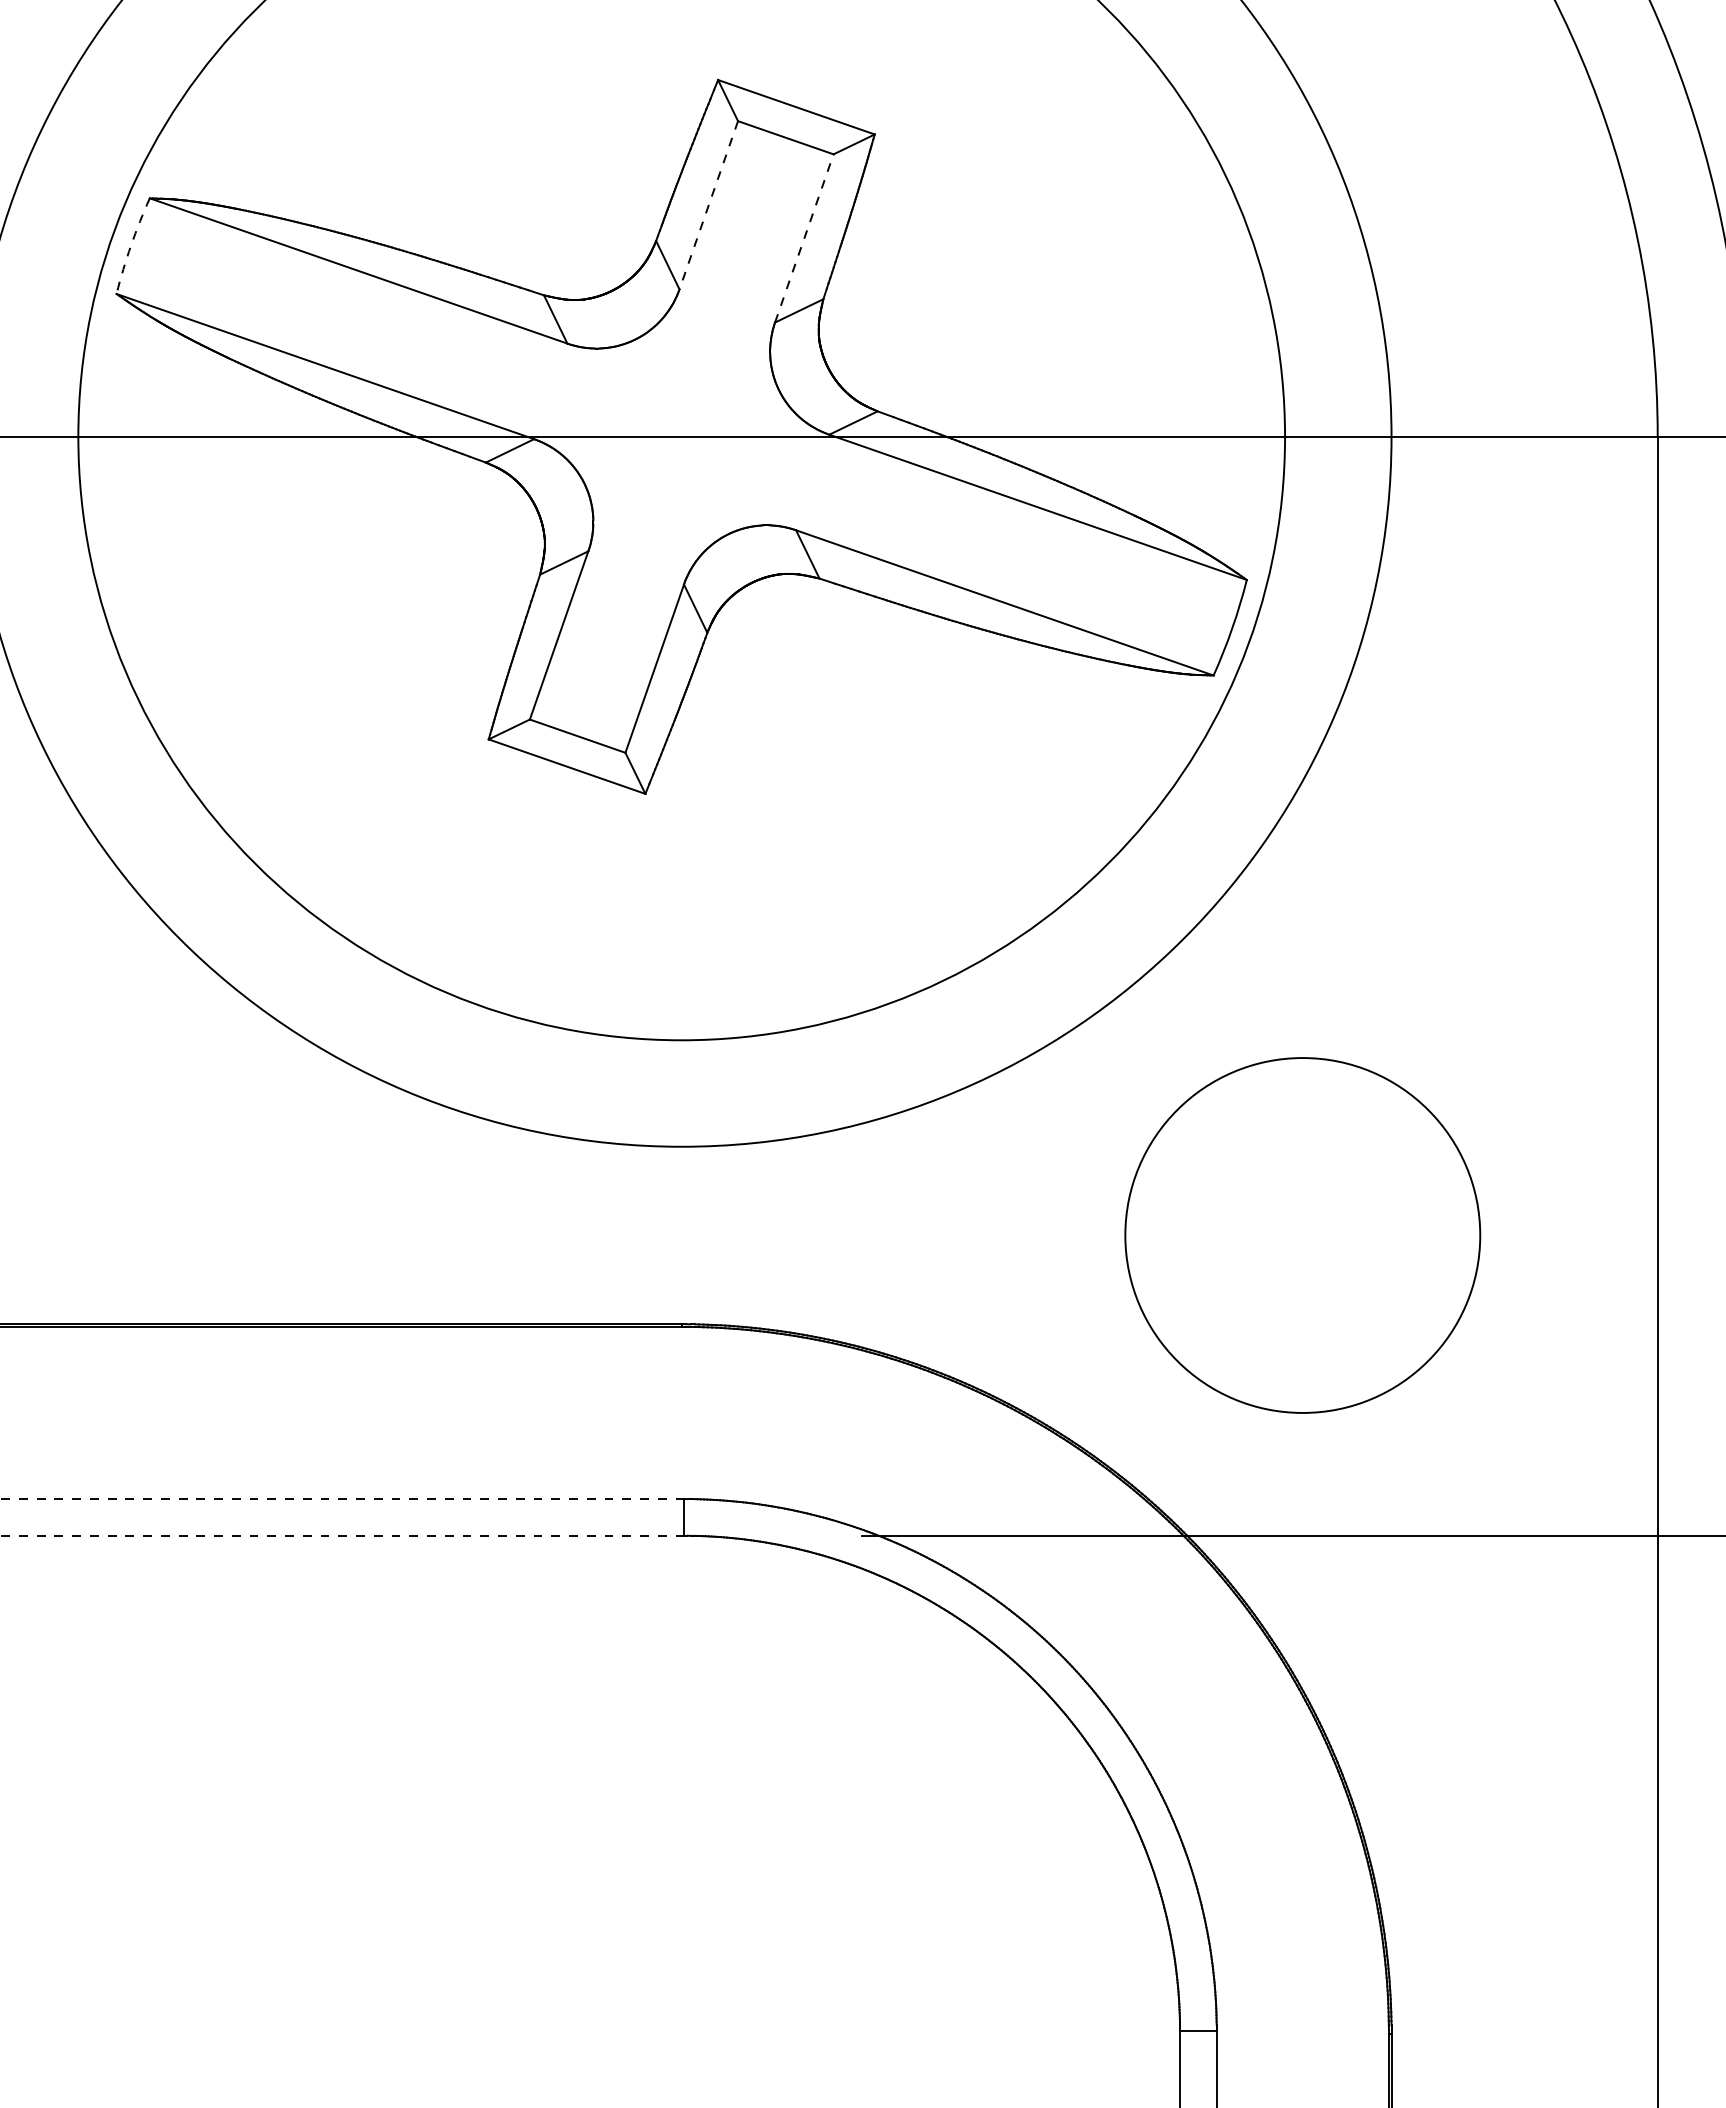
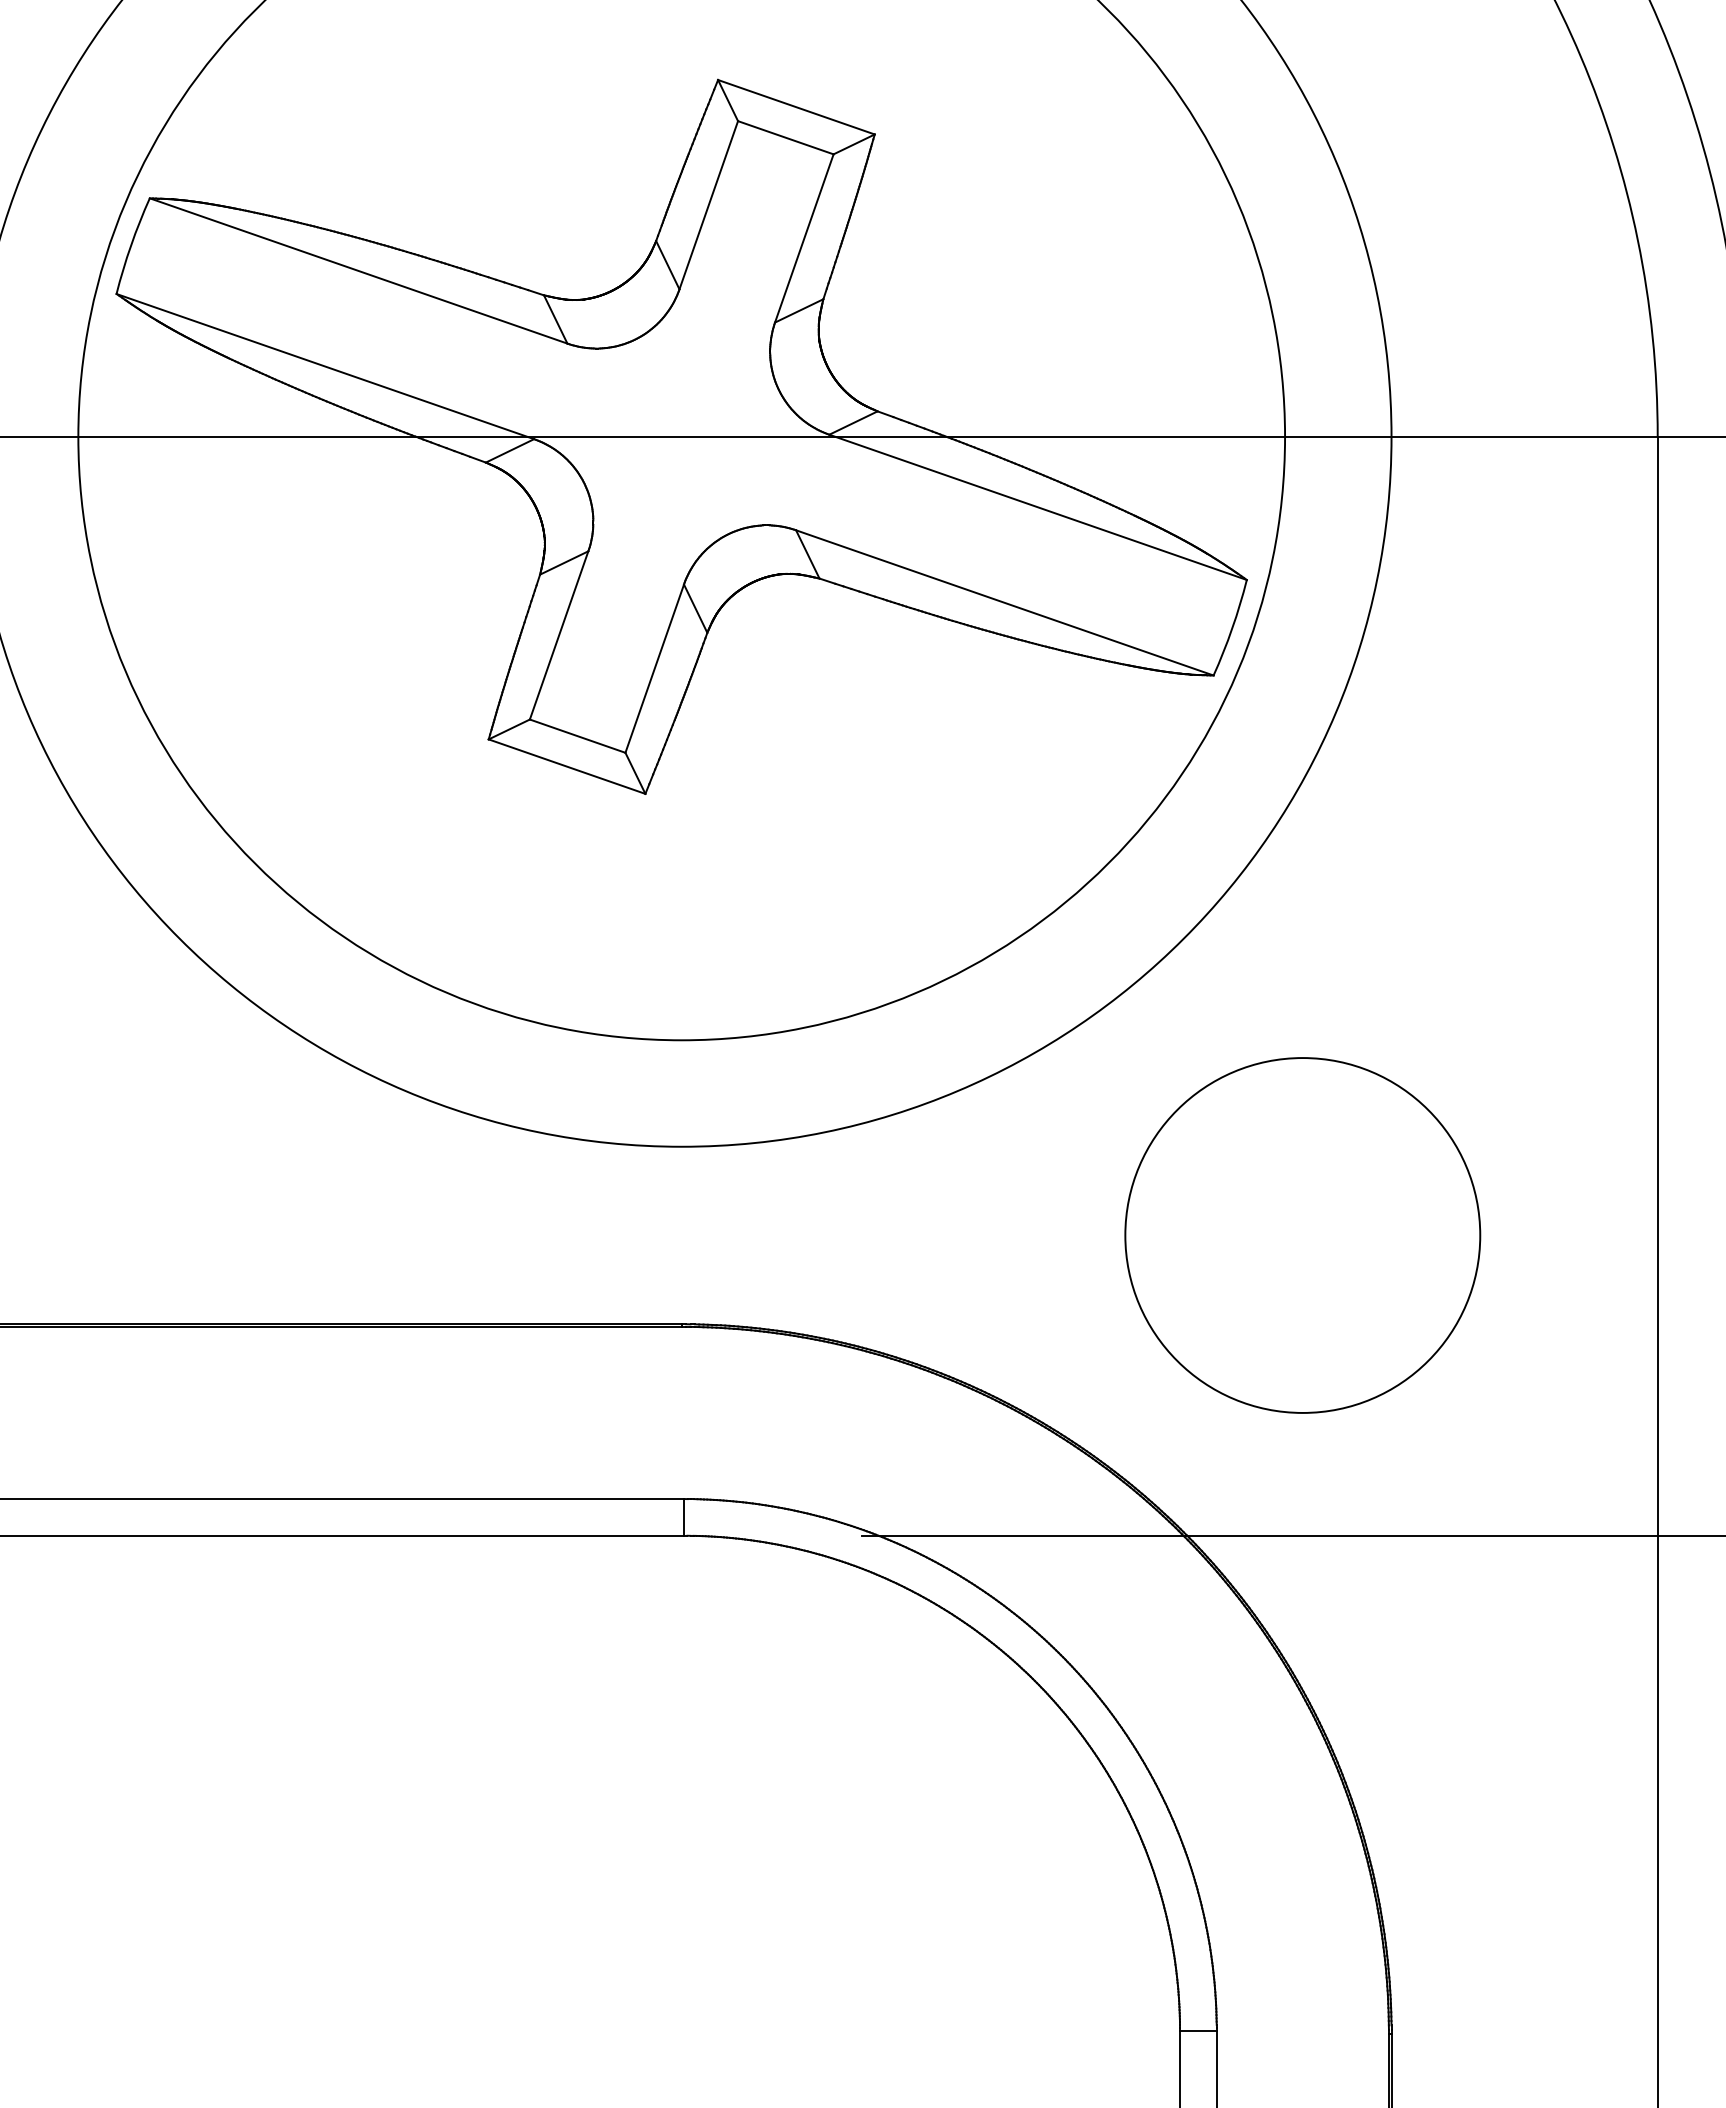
line: dashed -> solid (708, 205)
line: dashed -> solid (804, 237)
arc: dashed -> solid (131, 245)
line: dashed -> solid (342, 1499)
line: dashed -> solid (342, 1535)
